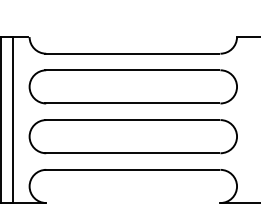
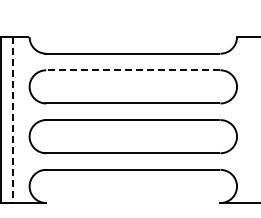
line: solid -> dashed (131, 70)
line: solid -> dashed (13, 120)
